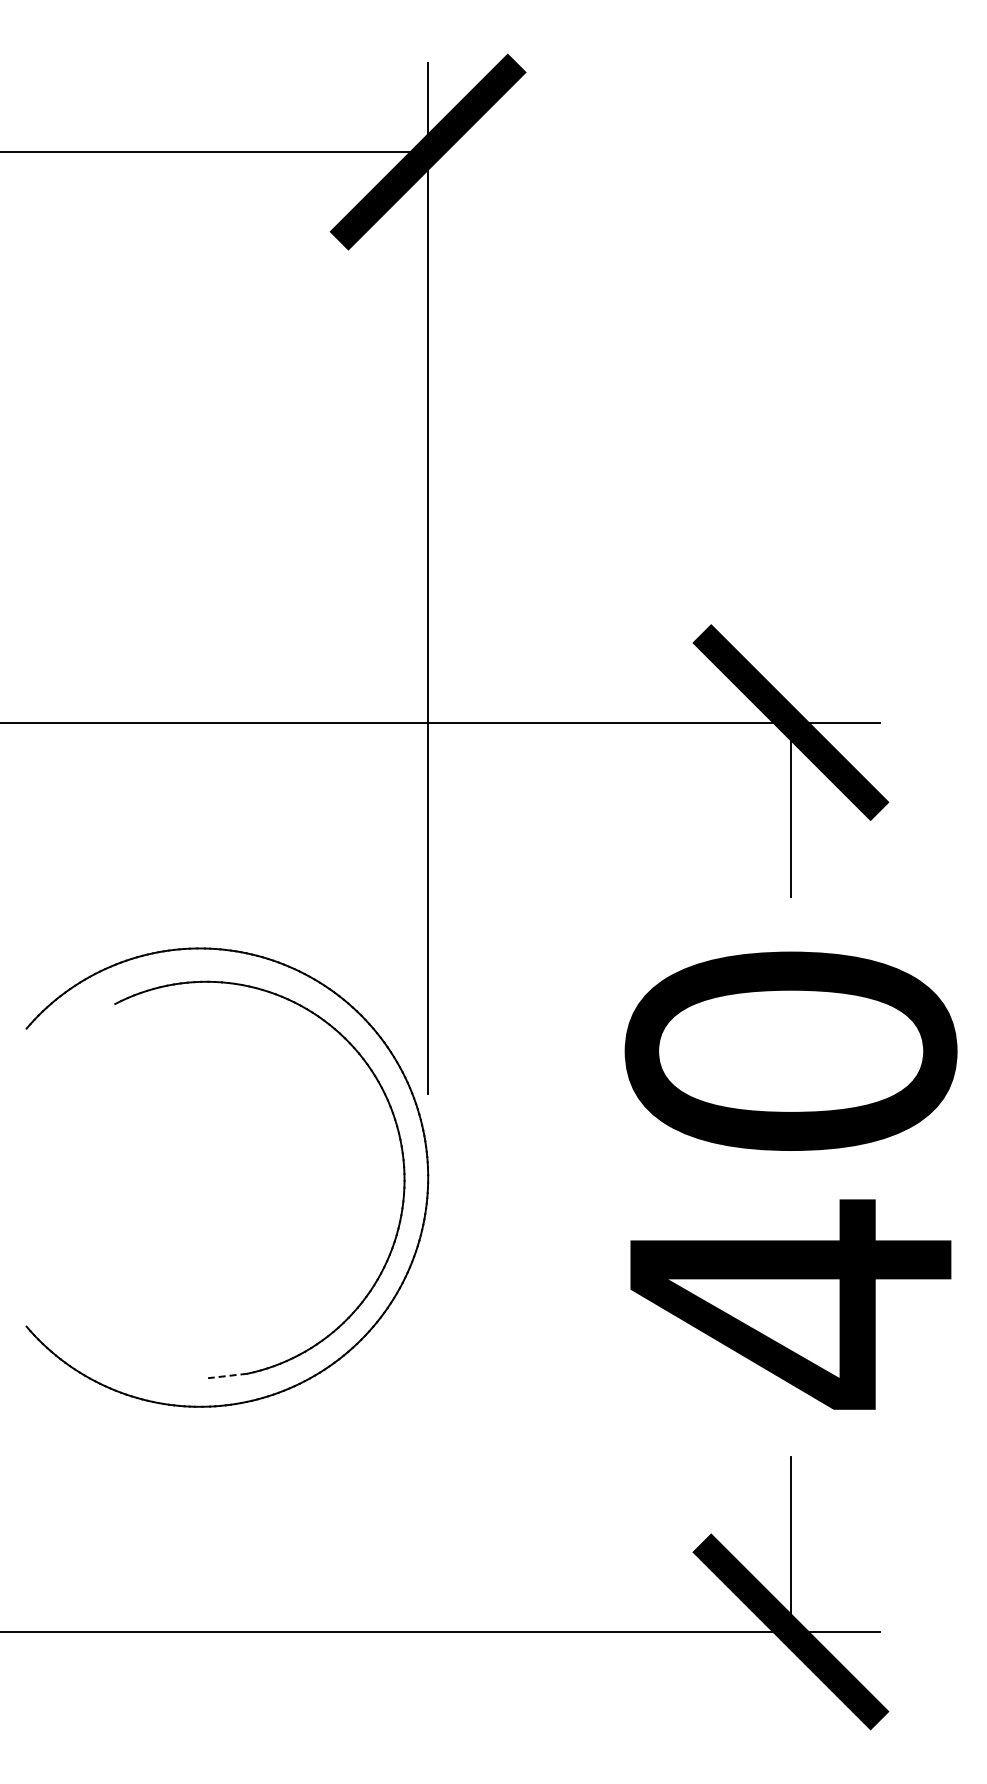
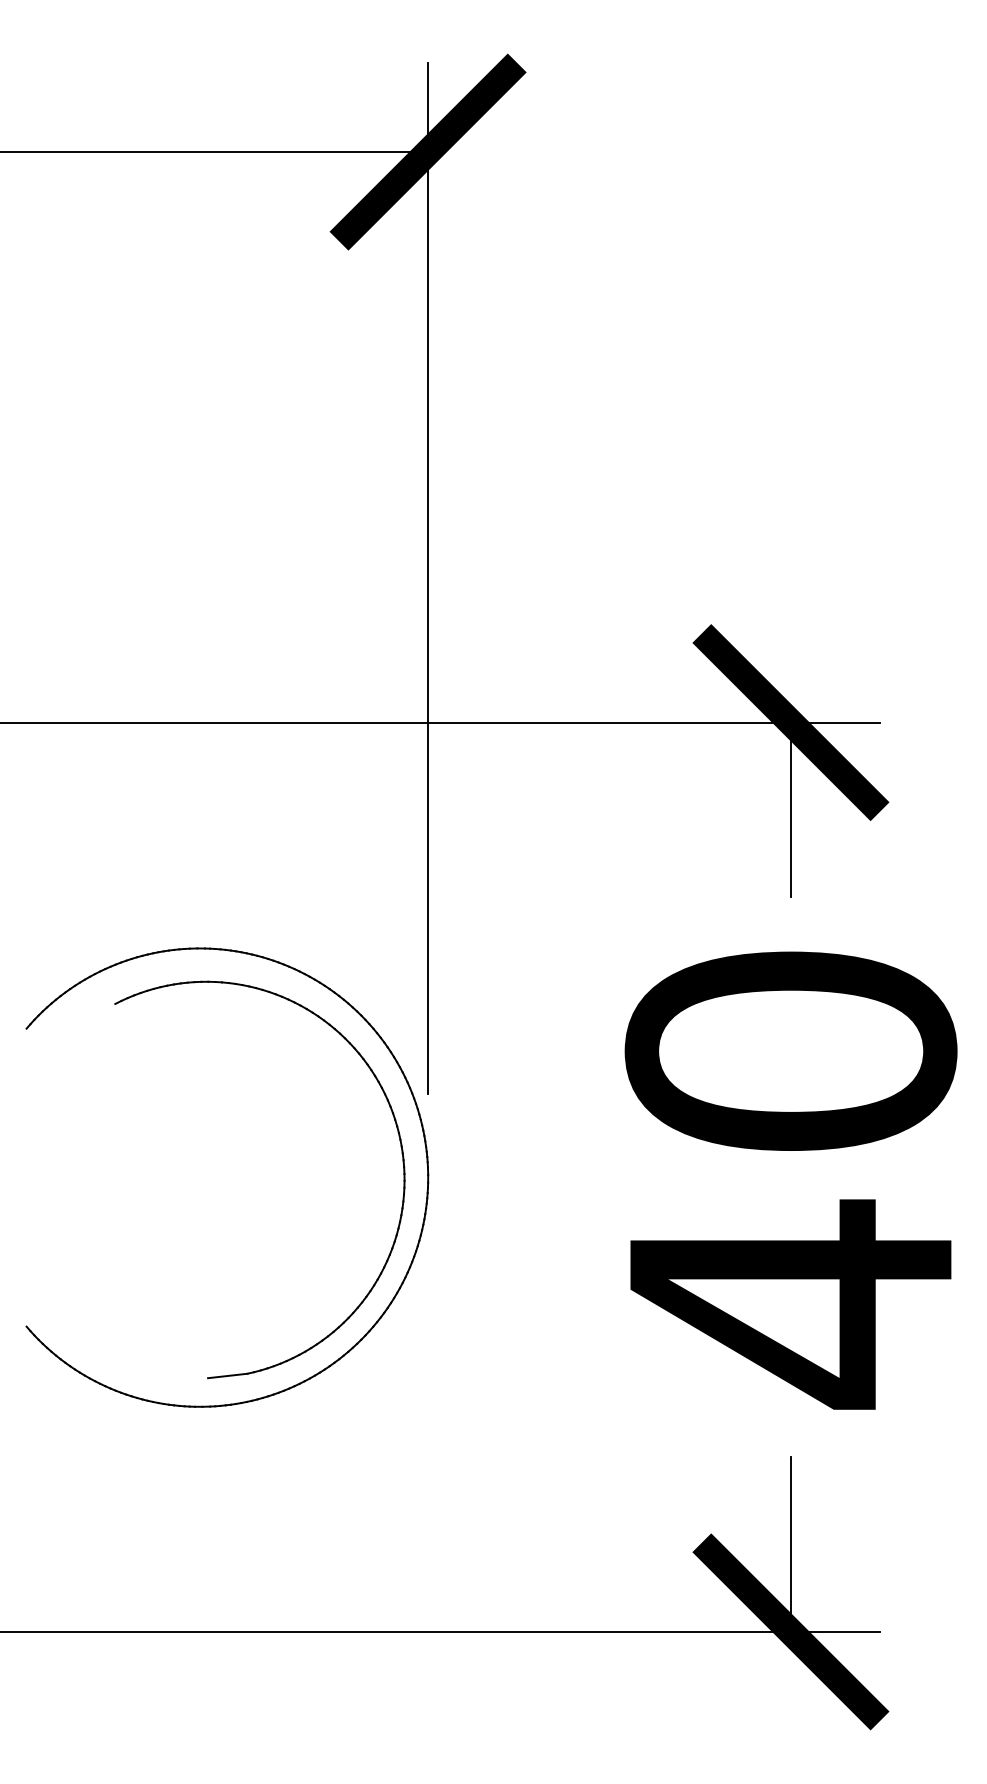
line: dashed -> solid (227, 1375)
